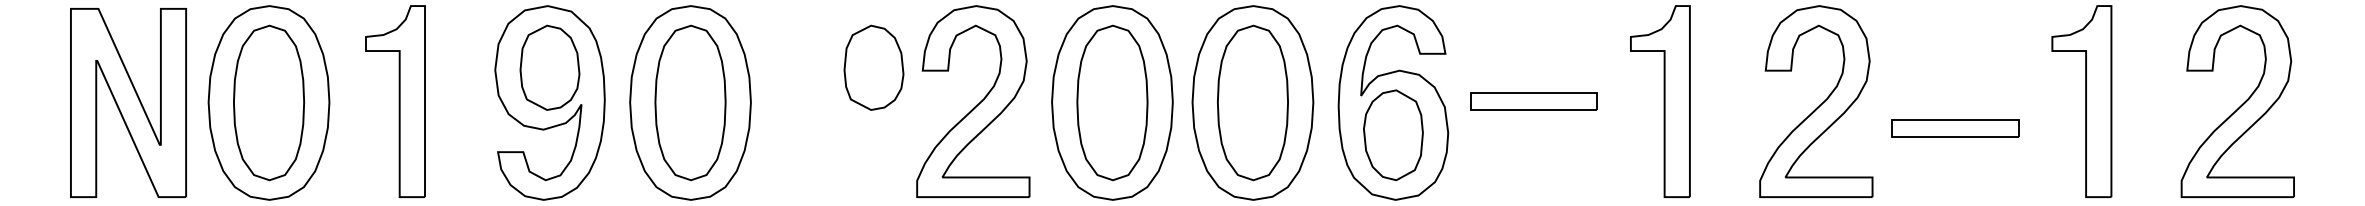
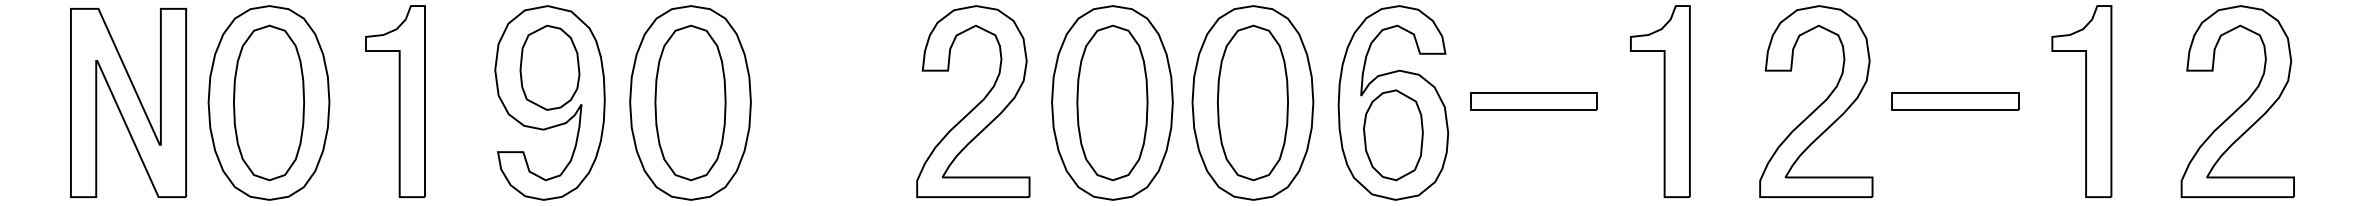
part: present -> none (873, 67)
part position: (1955, 128) -> (1955, 101) (1955, 101)
